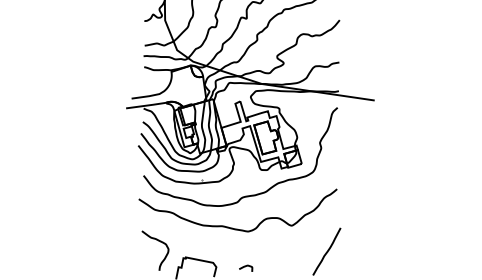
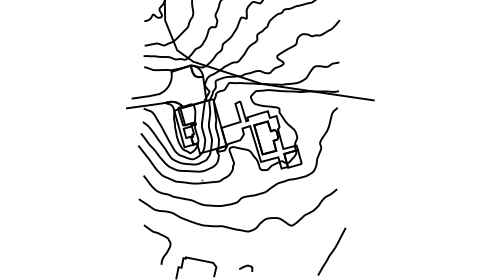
curve position: (160, 242) -> (162, 236) (162, 236)
curve position: (326, 251) -> (331, 251) (331, 251)
